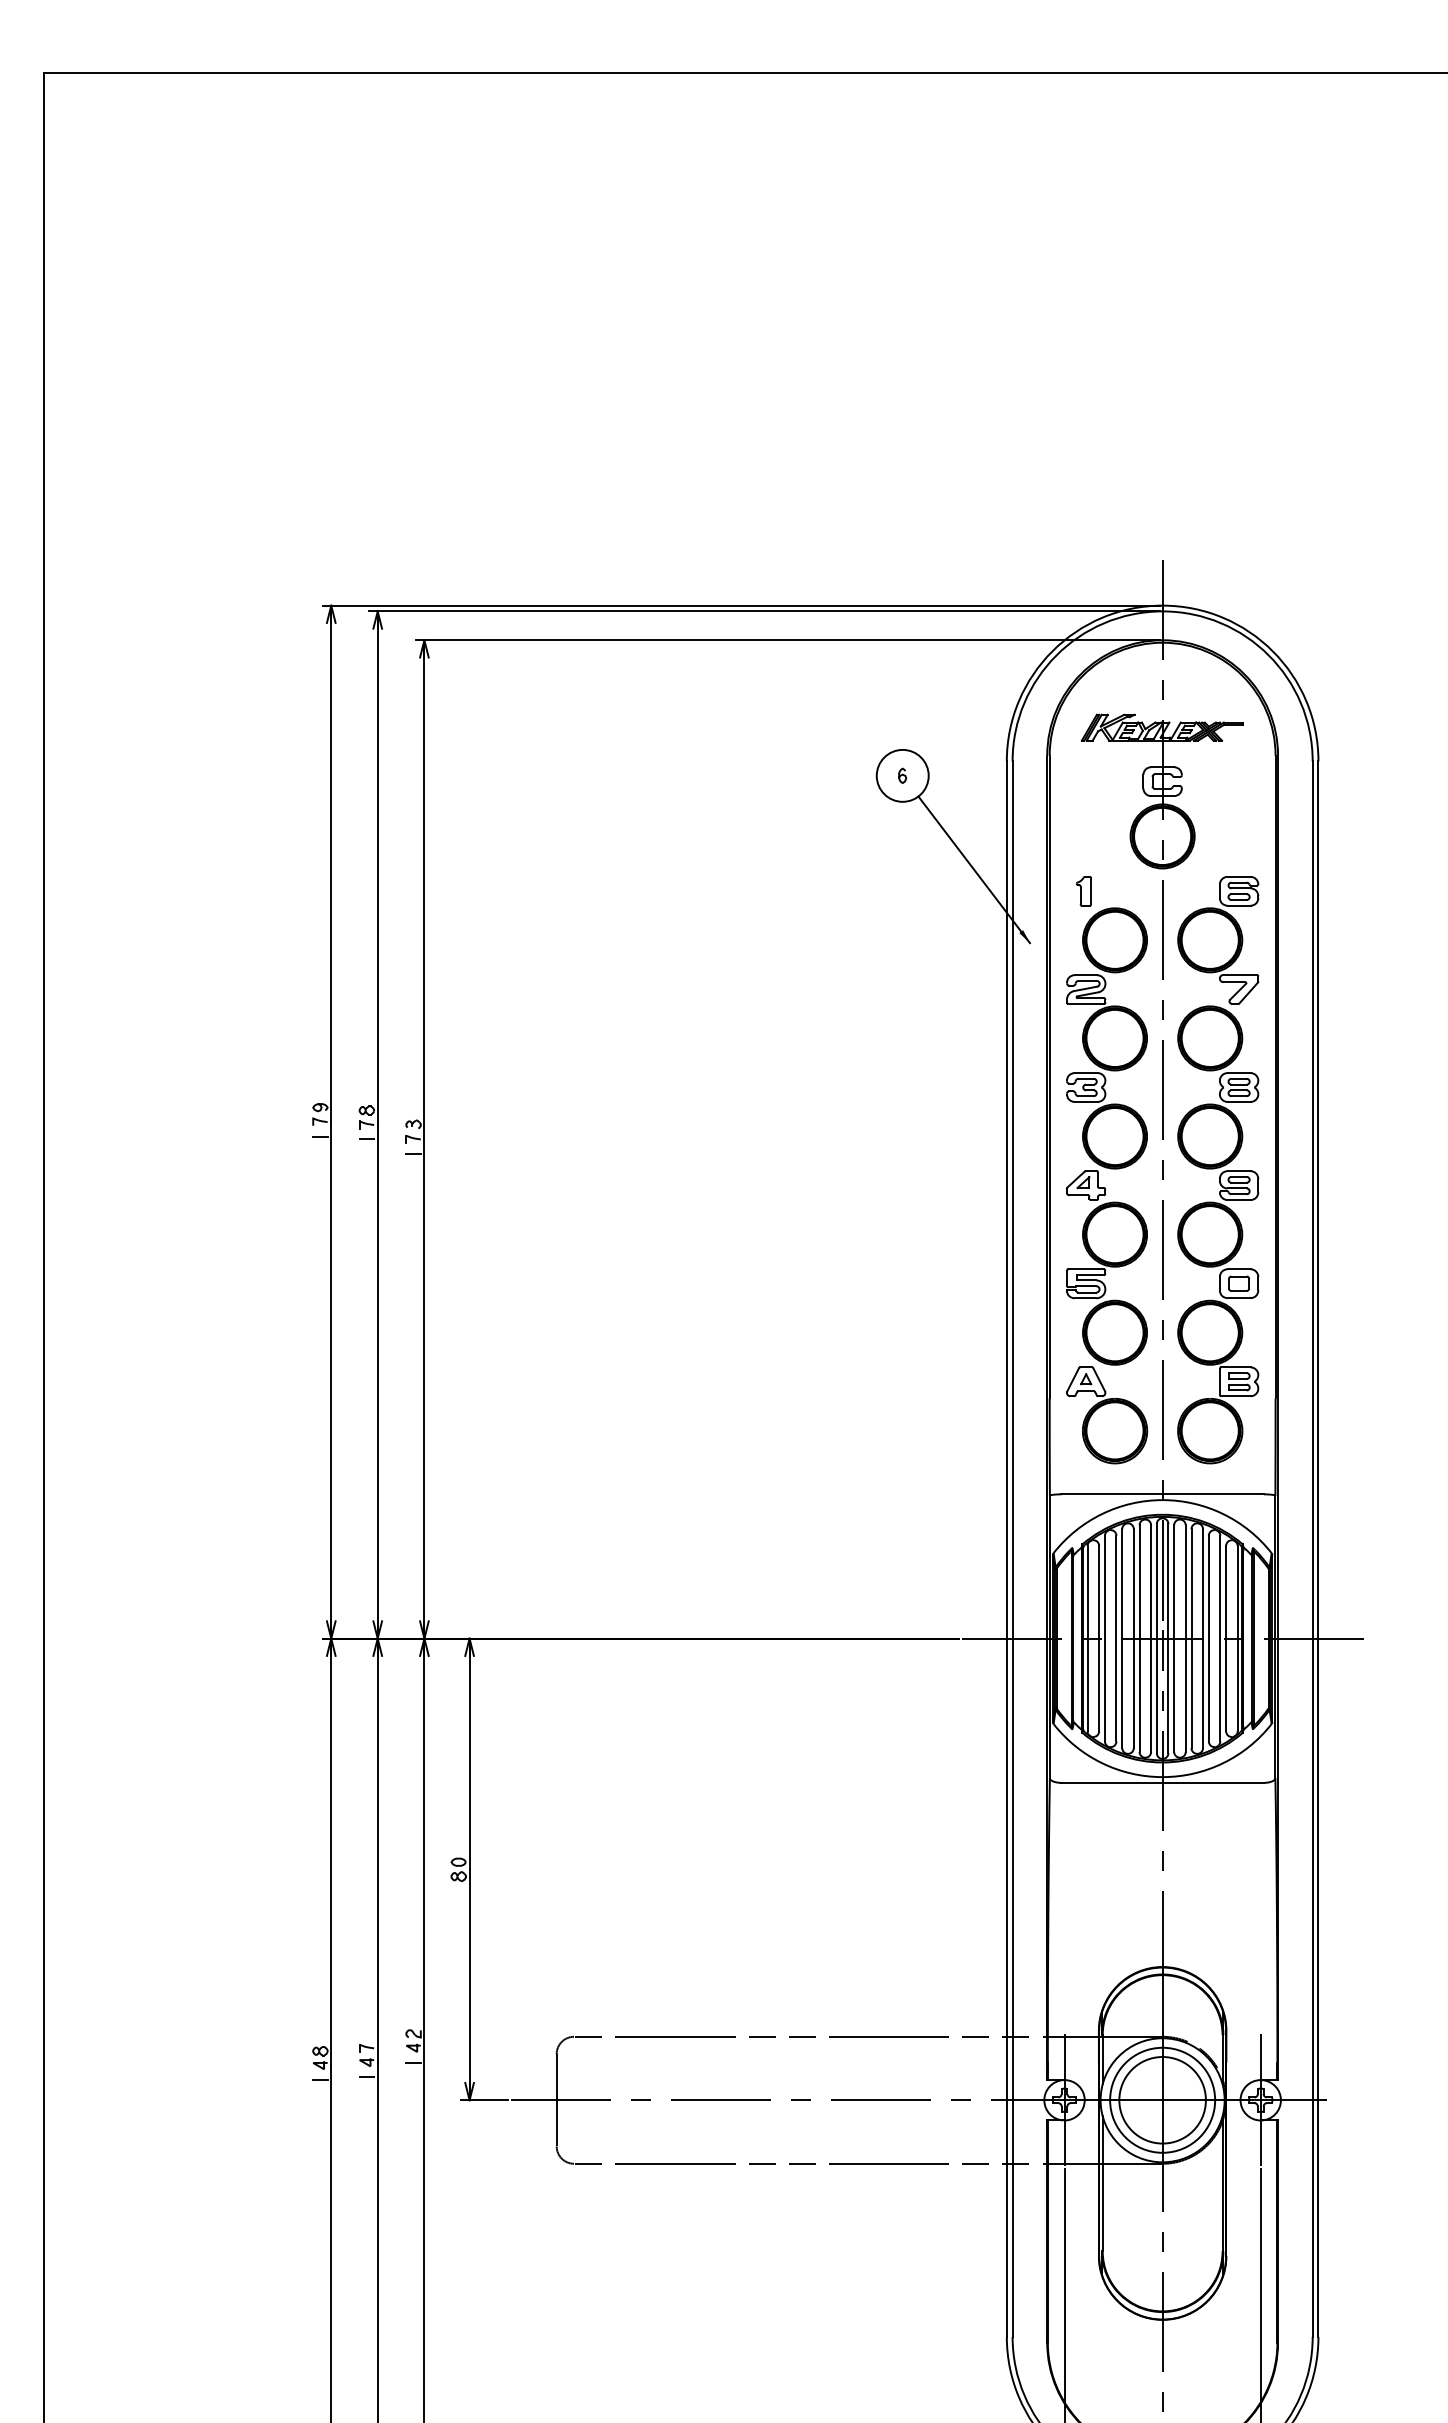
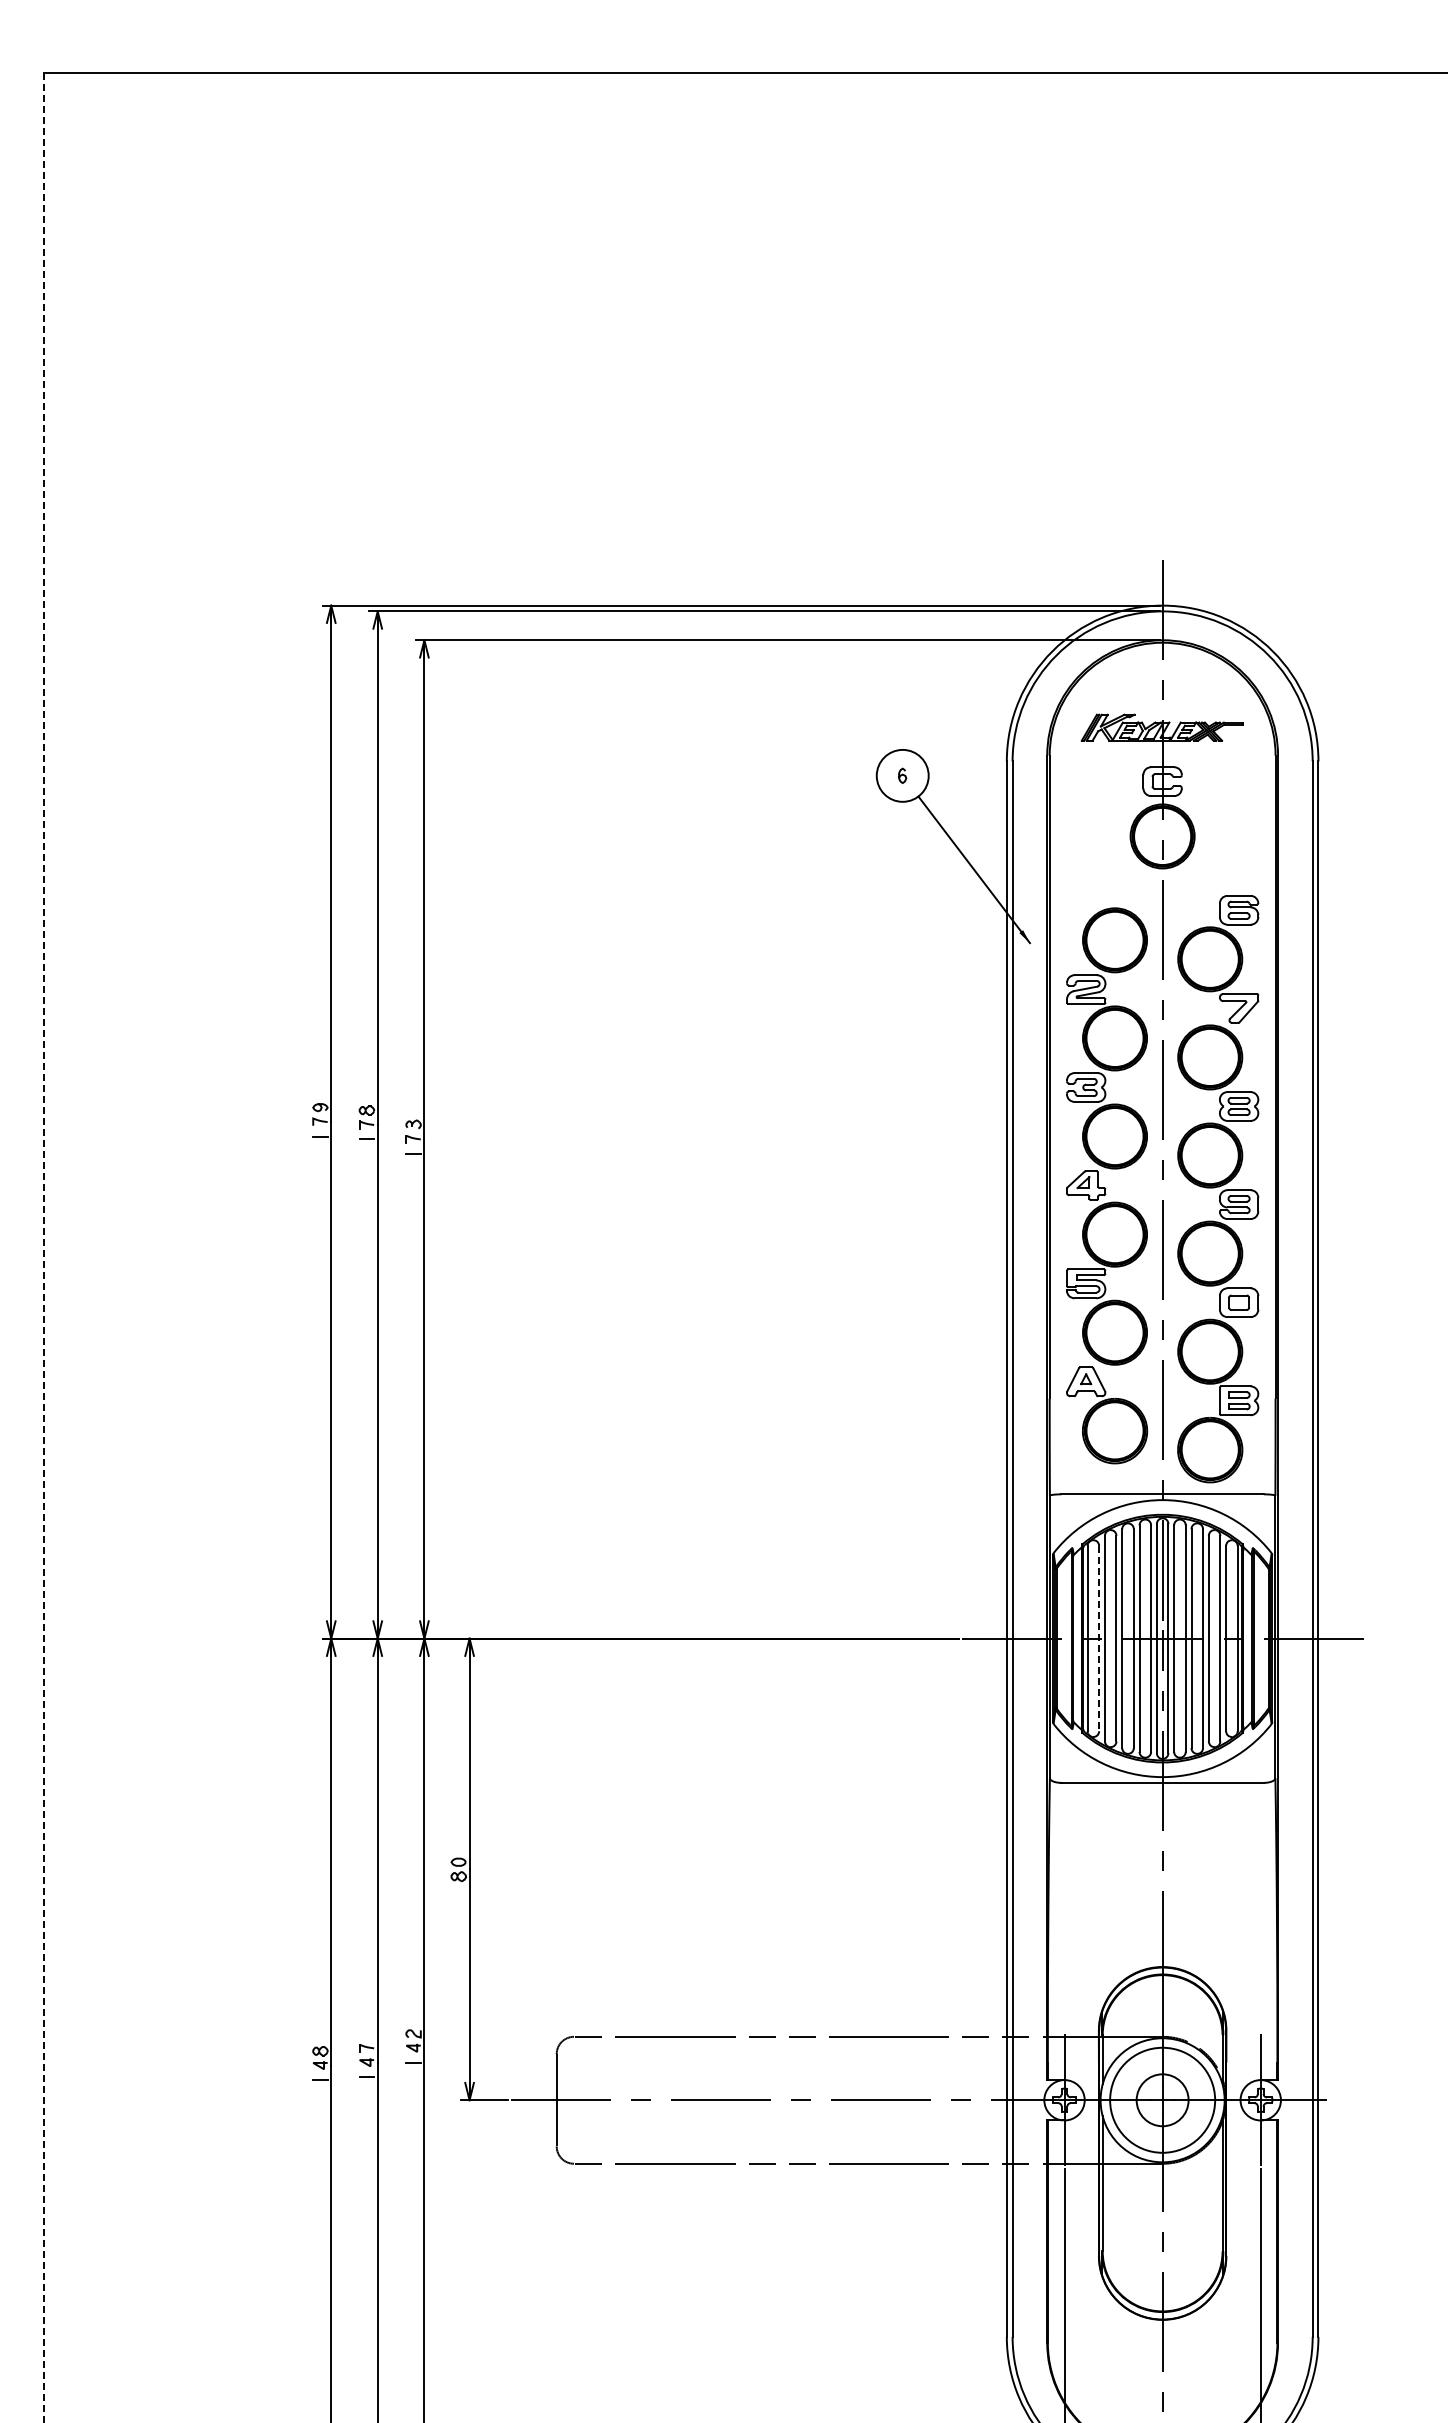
part: present -> none (1083, 891)
part position: (1218, 1170) -> (1218, 1189) (1218, 1189)
line: solid -> dashed (43, 1247)
line: solid -> dashed (1099, 1638)
circle diameter: 87 px -> 52 px (1162, 2100)
